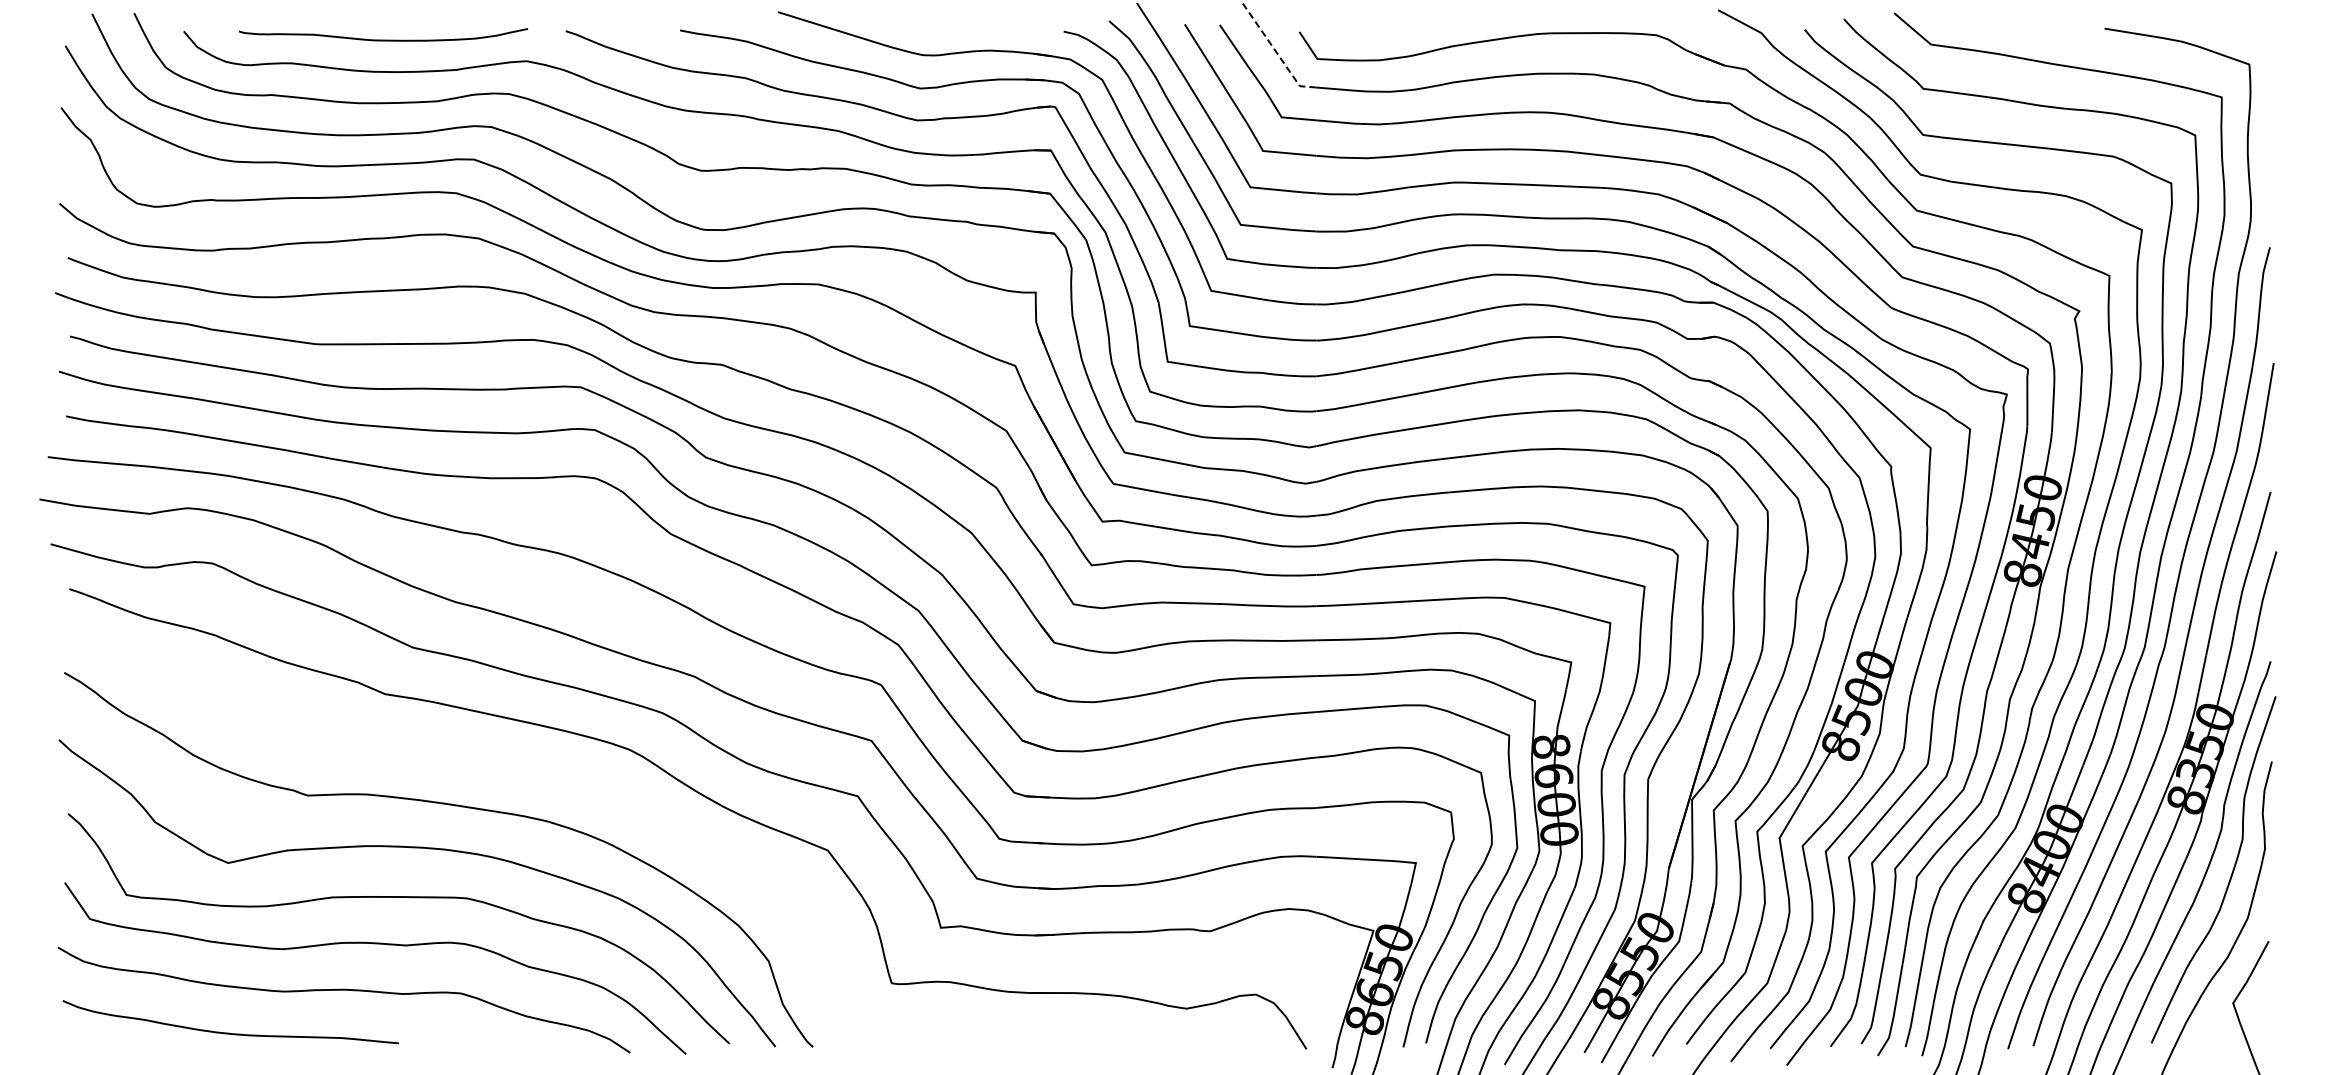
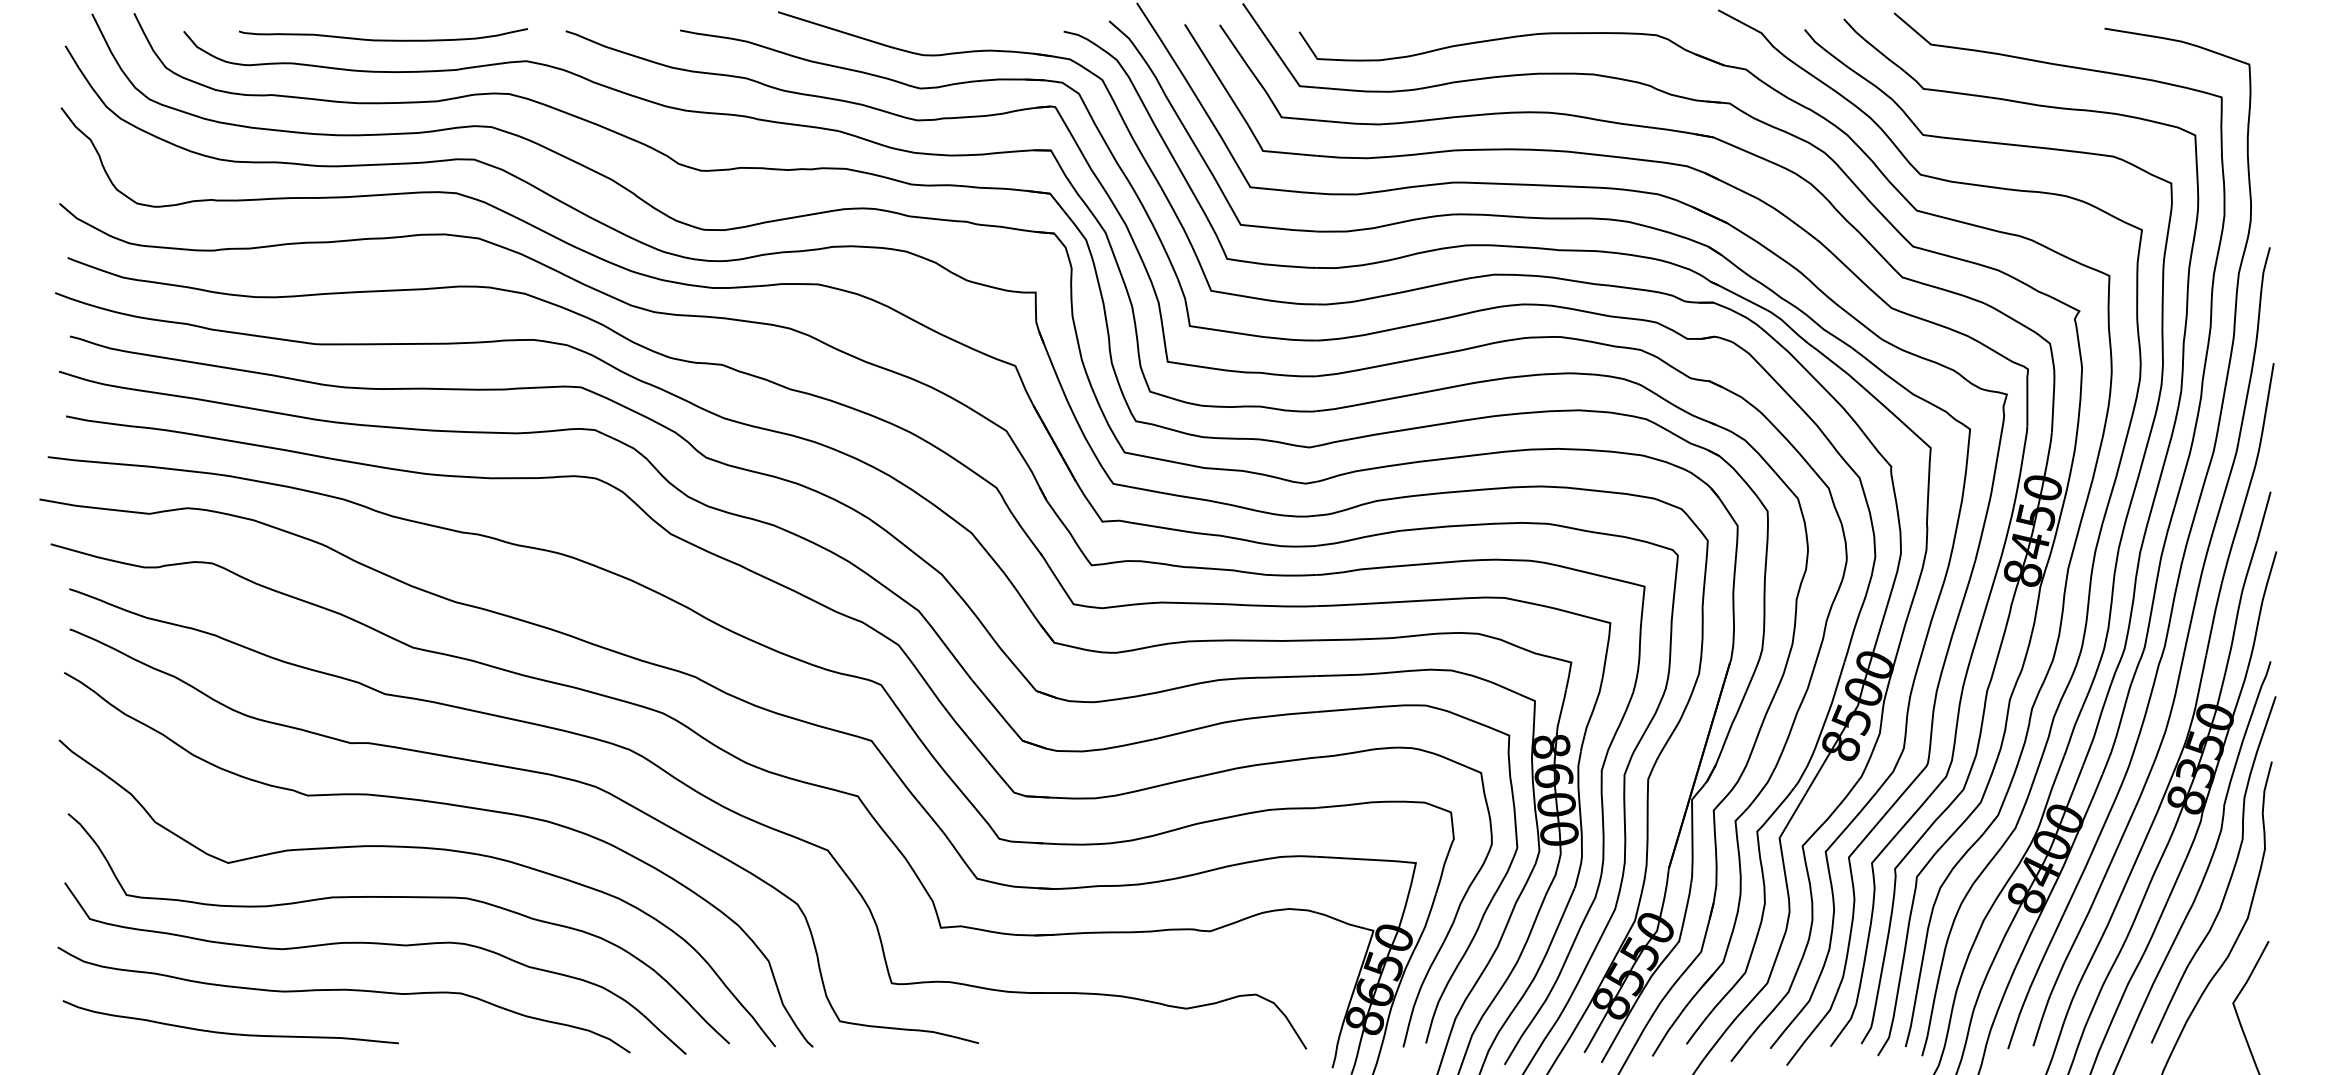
line: dashed -> solid (1276, 52)
curve: none -> present (536, 773)
